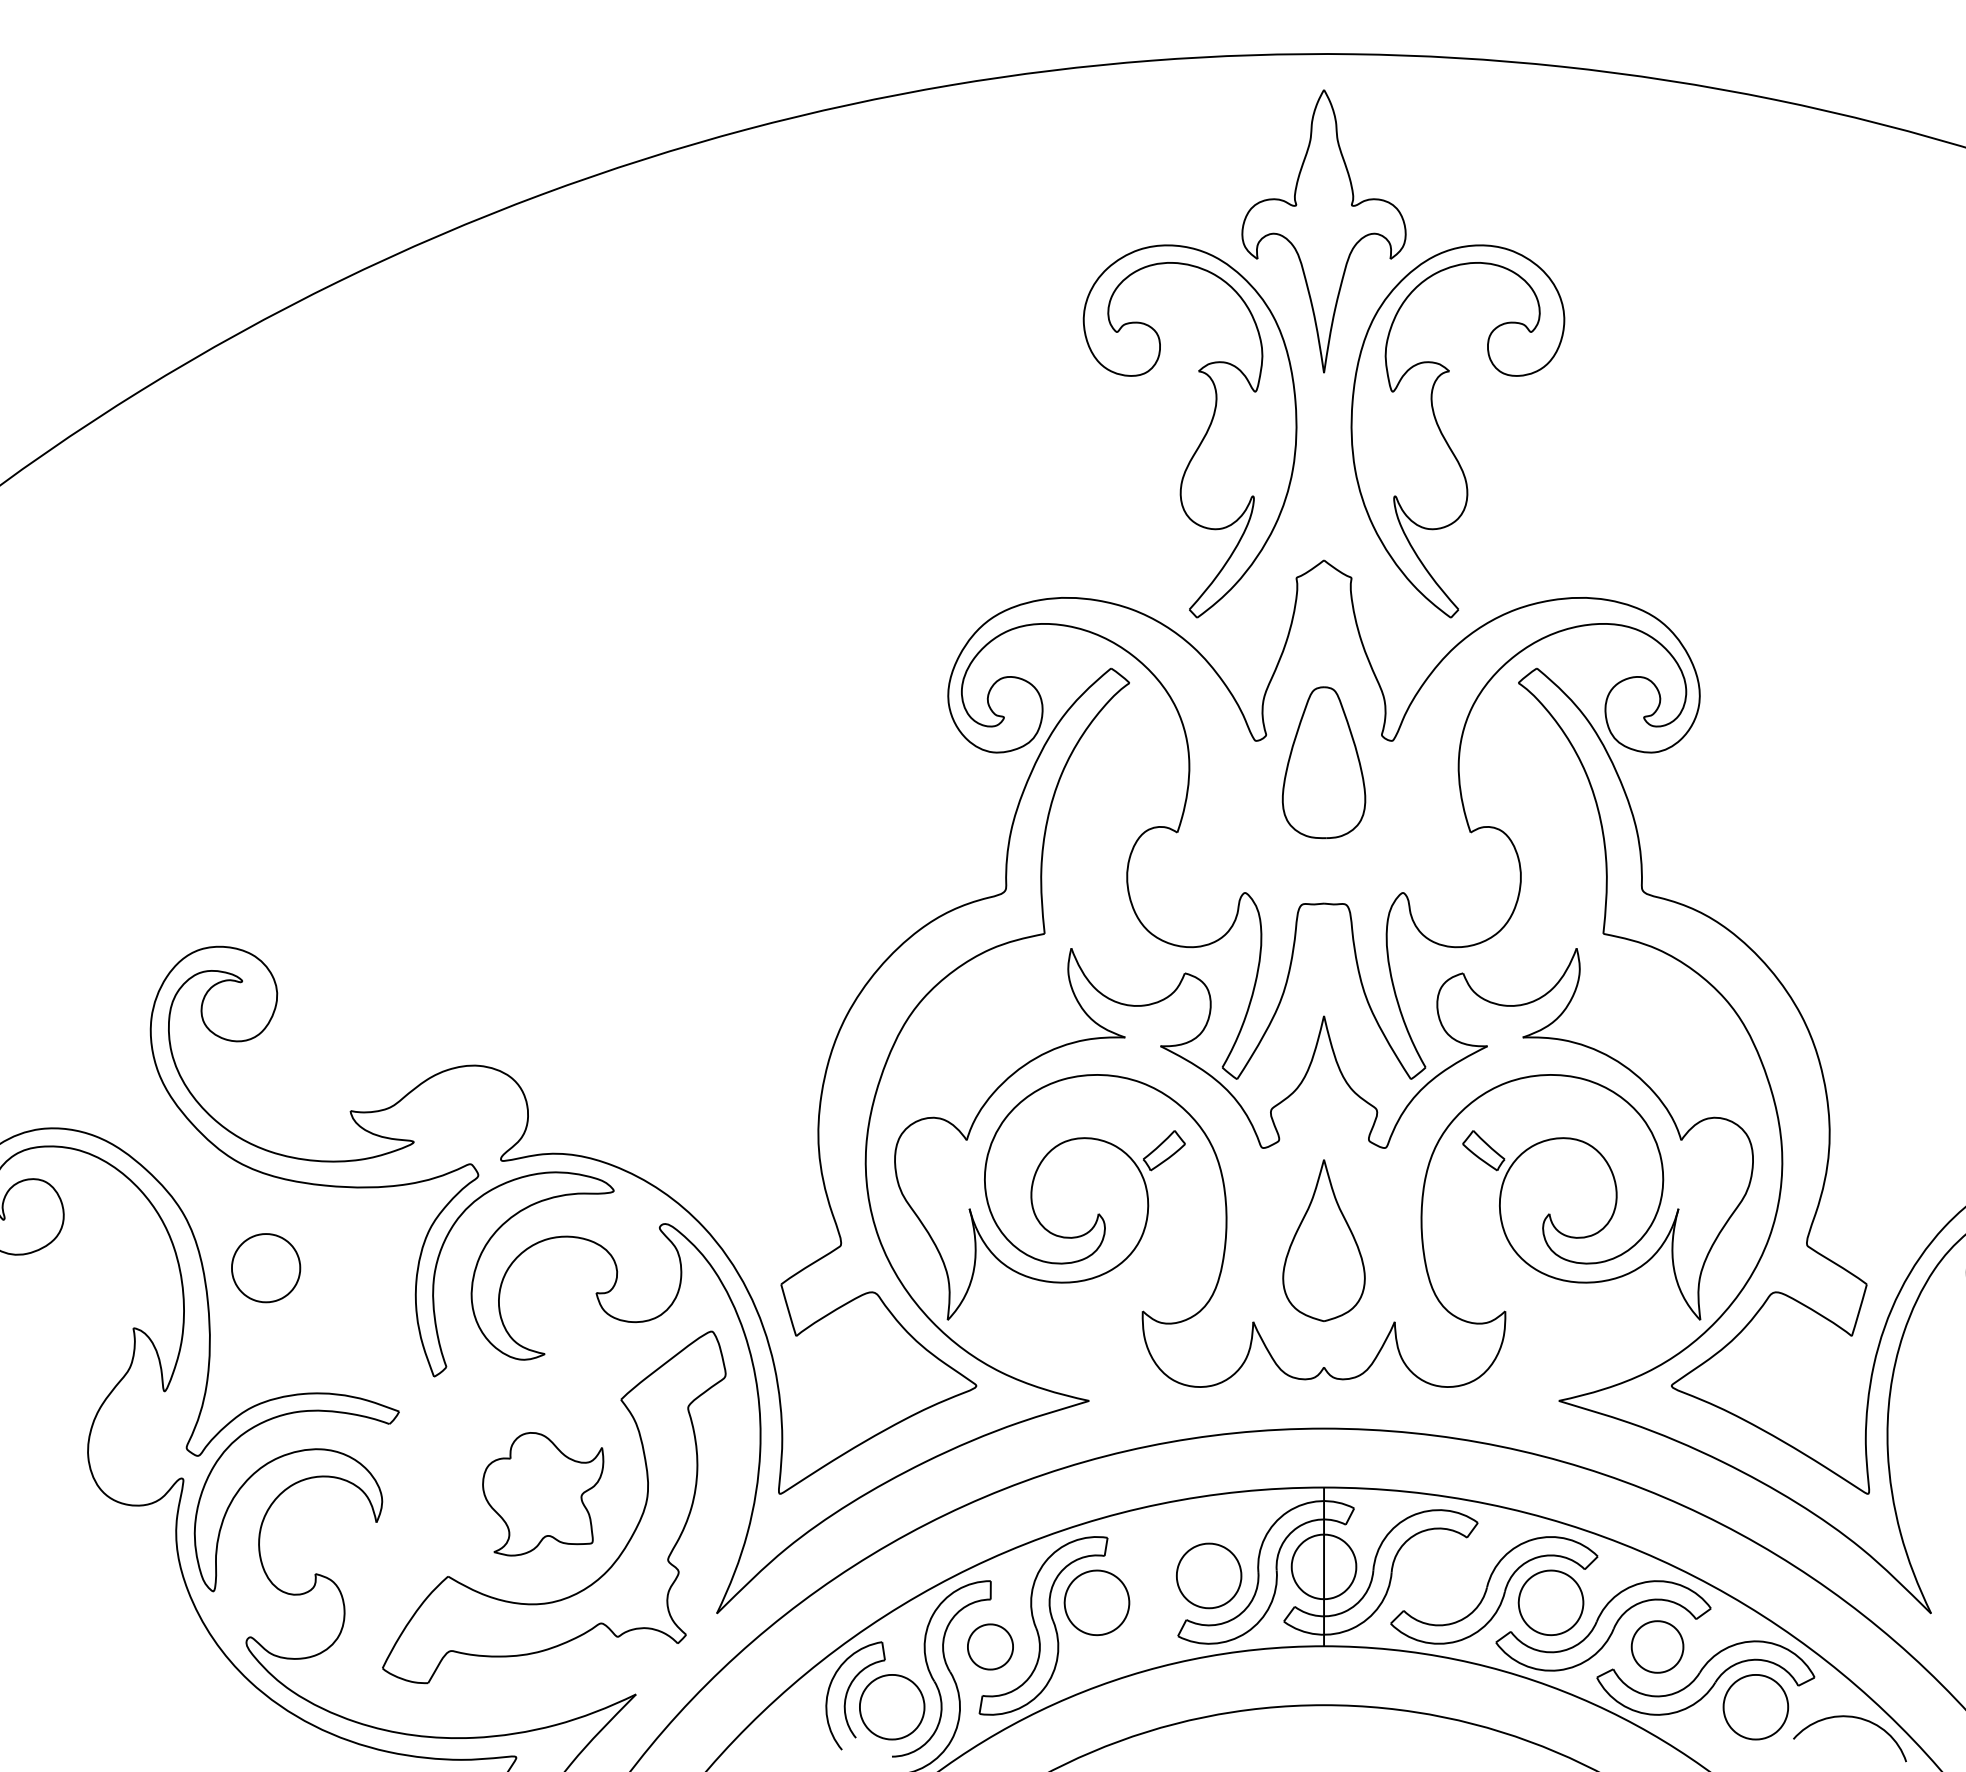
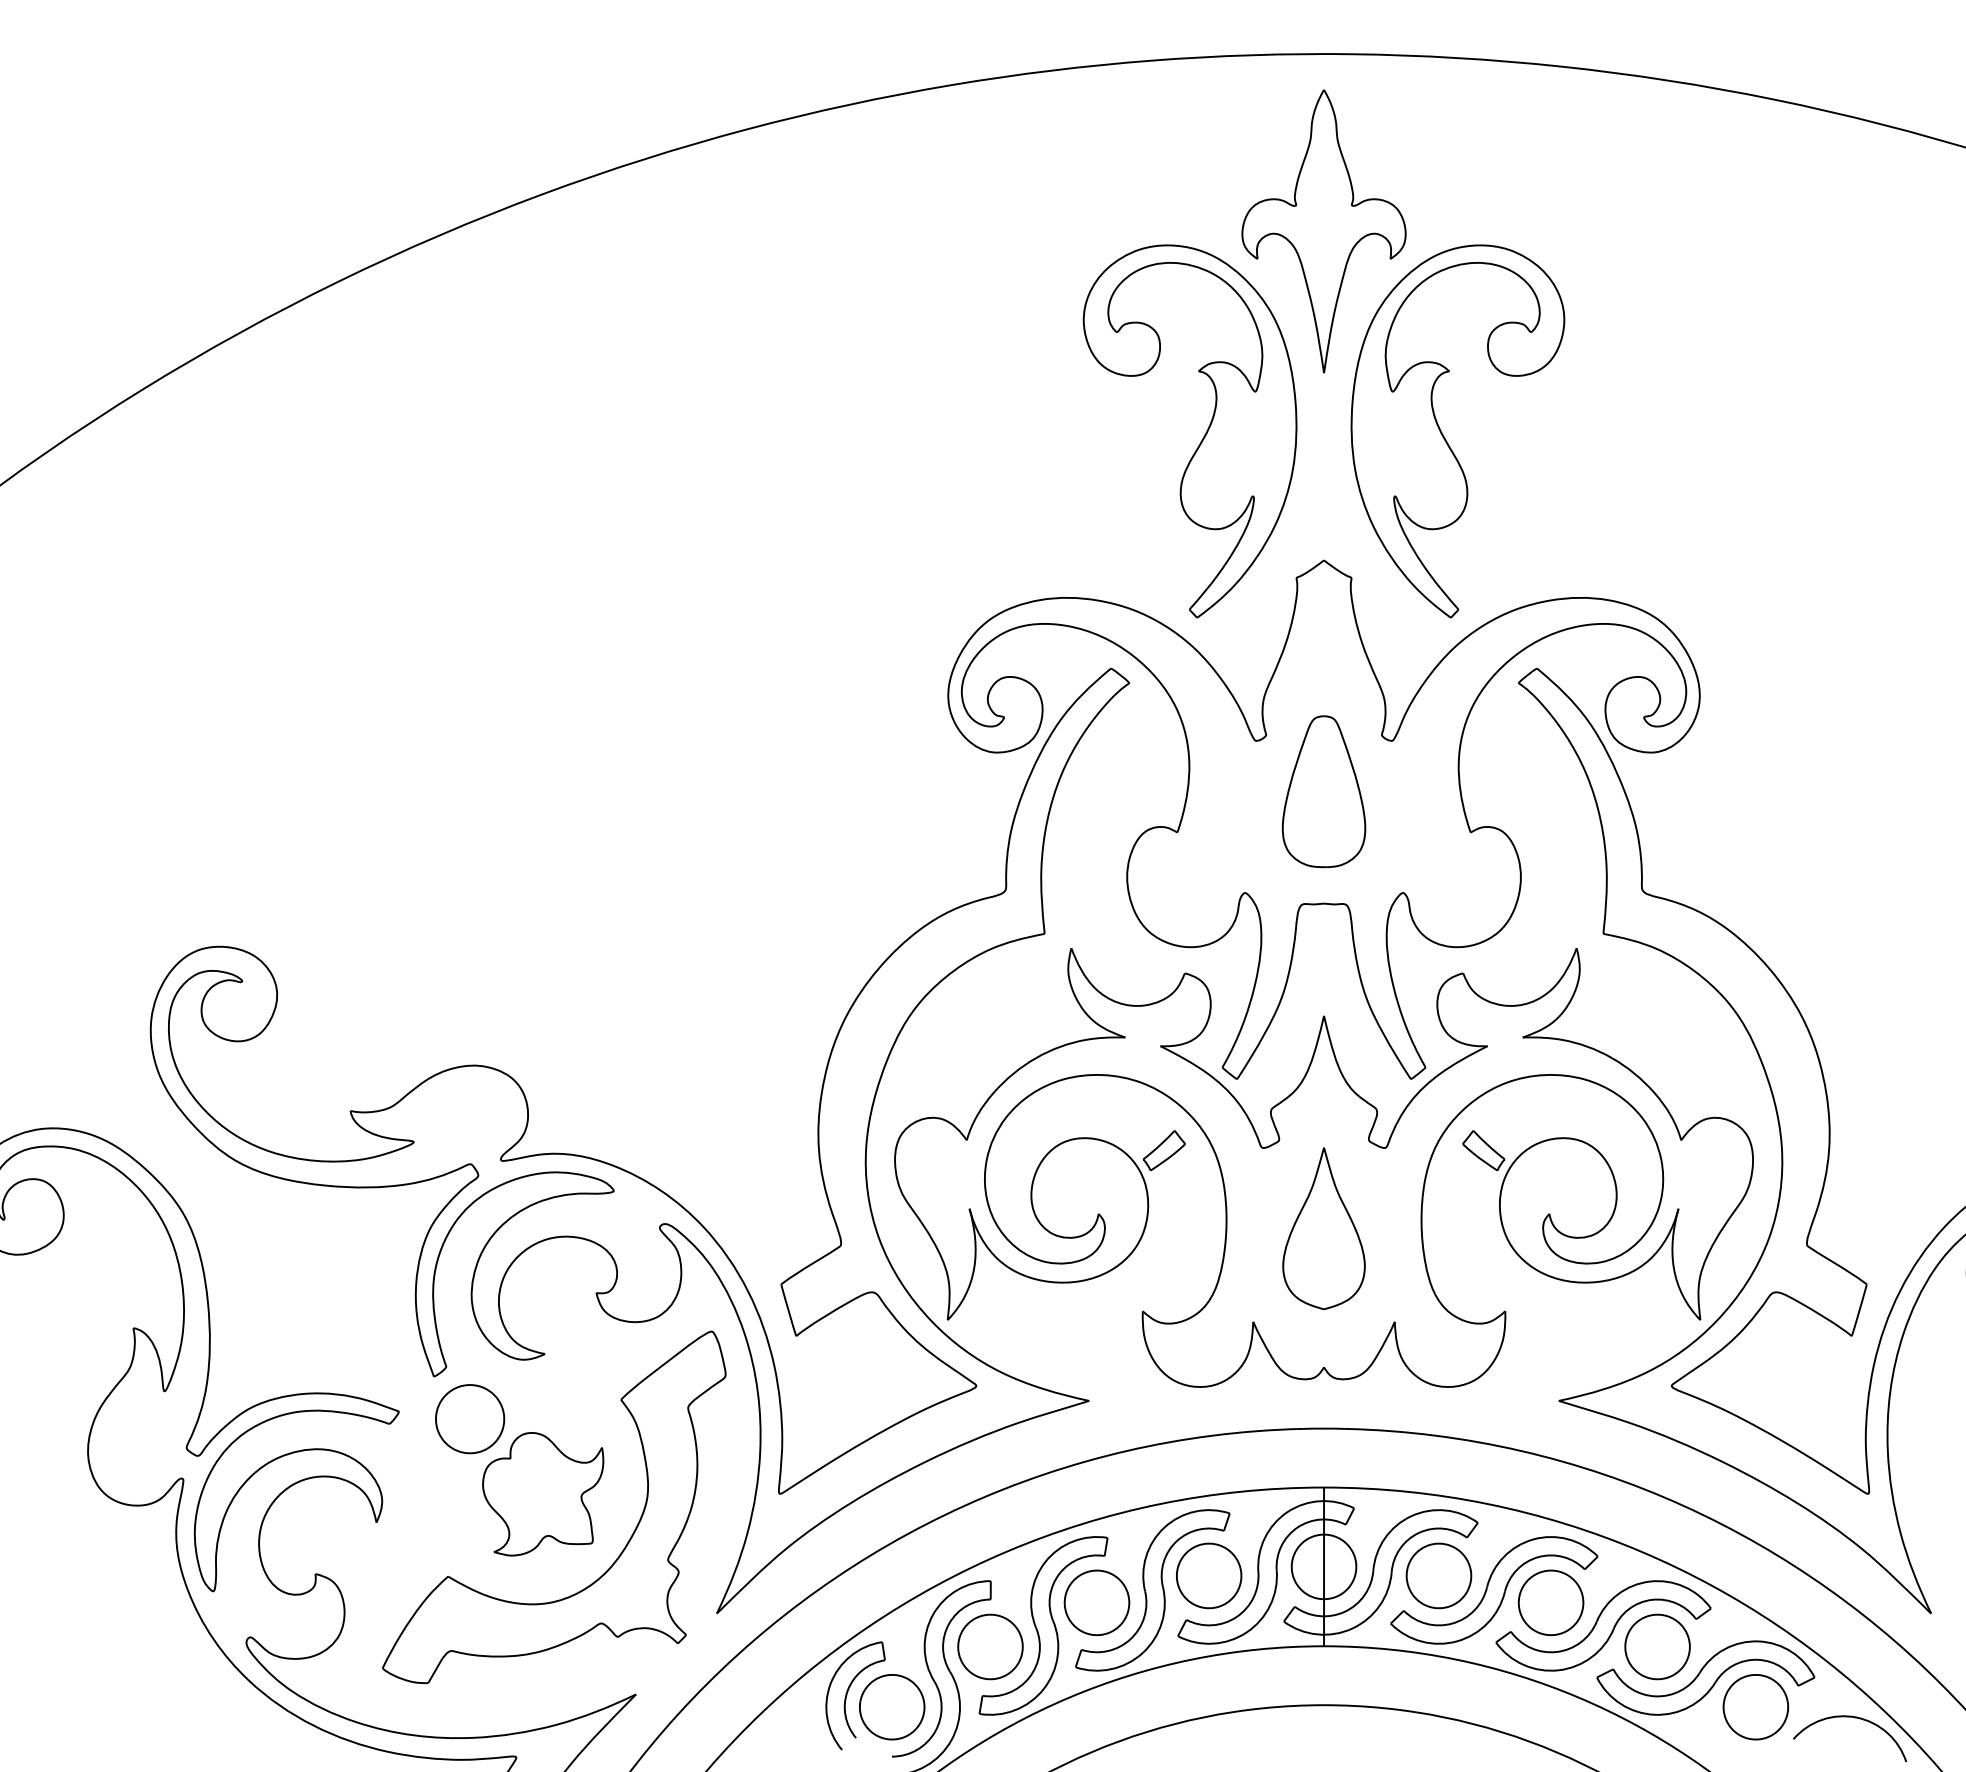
part position: (1323, 762) -> (1323, 791) (1323, 791)
part position: (1323, 1240) -> (1323, 1228) (1323, 1228)
part position: (266, 1268) -> (470, 1419) (470, 1419)
part: none -> present (1438, 1575)
part: none -> present (1152, 1590)
part size: 47x48 px -> 67x68 px (990, 1646)
part size: 55x54 px -> 67x68 px (1657, 1646)
